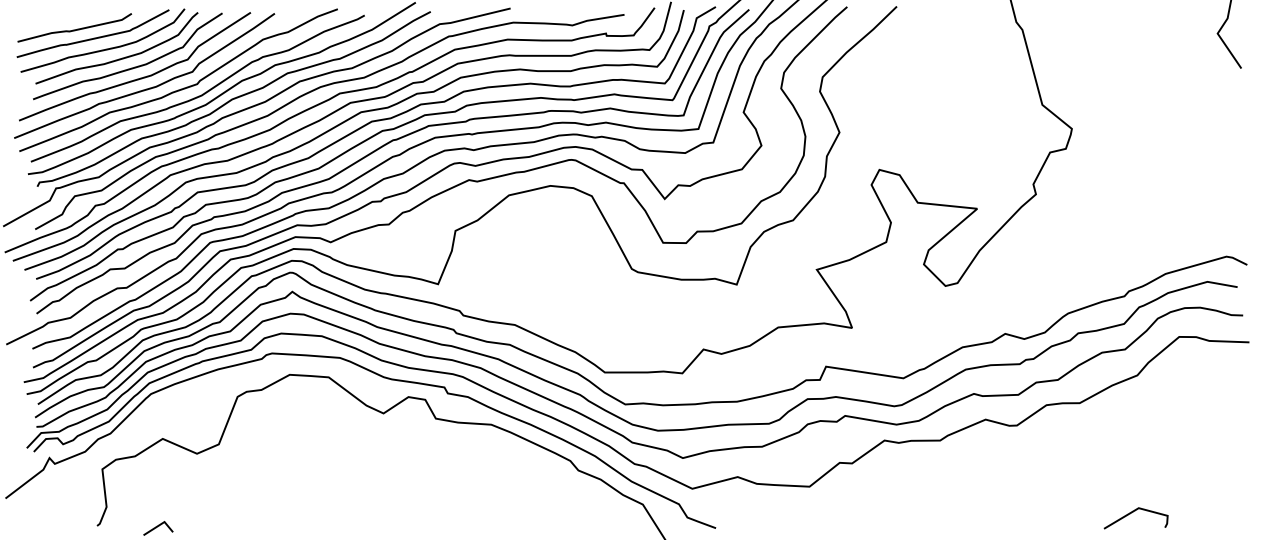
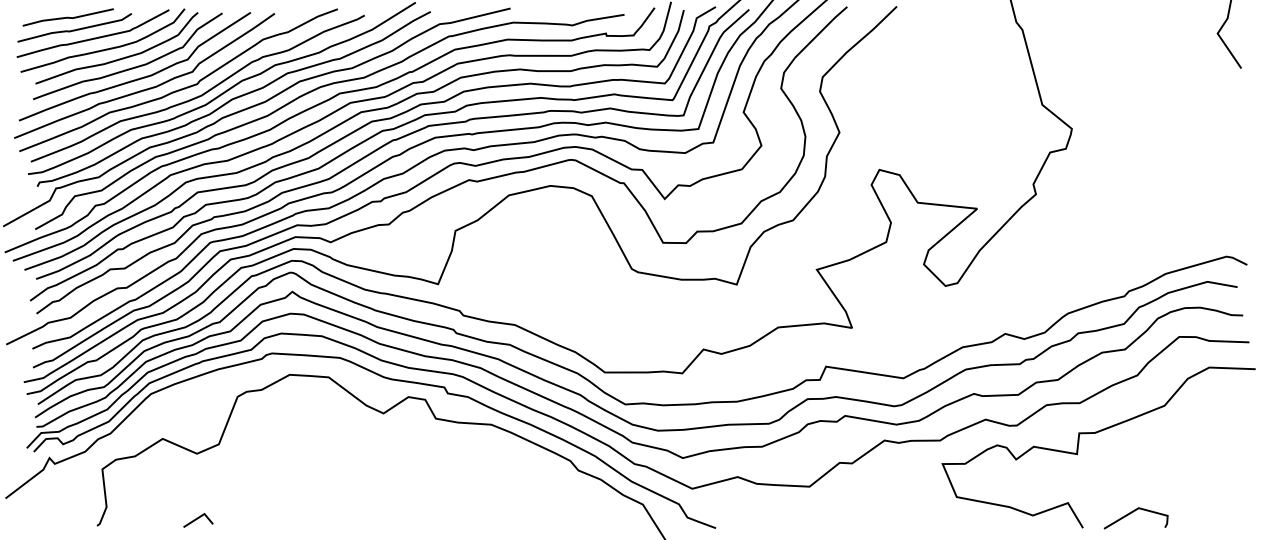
line: none -> present (67, 17)
curve: none -> present (1096, 433)
line position: (157, 527) -> (197, 519) (197, 519)
